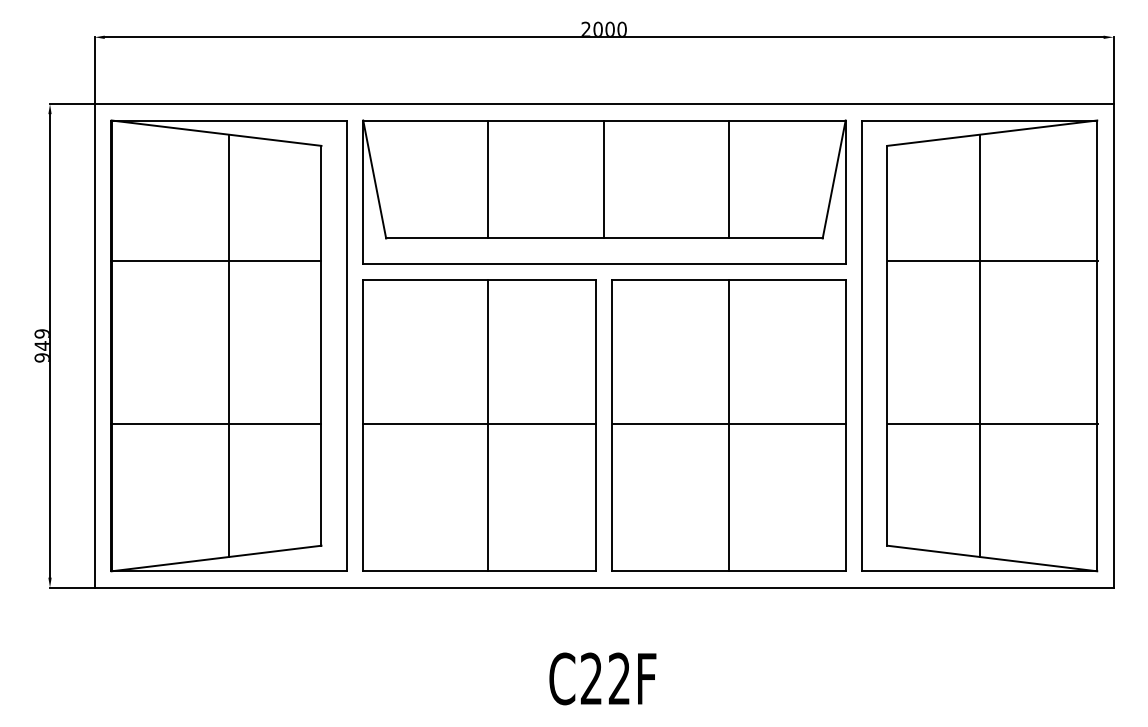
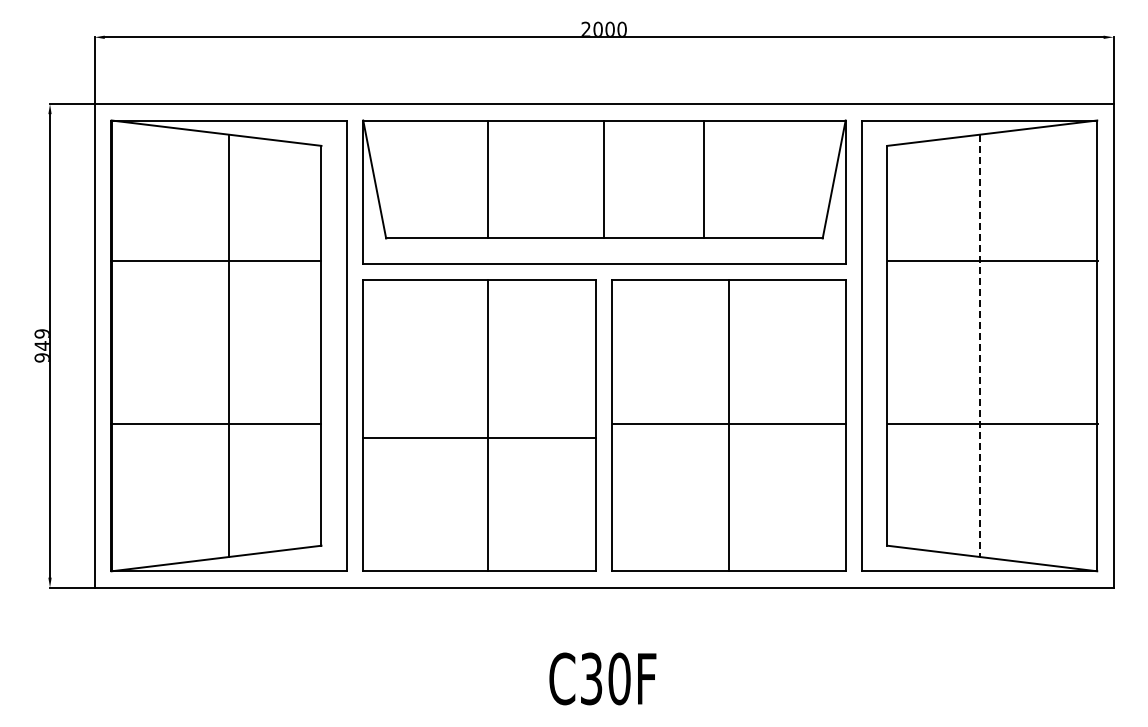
line position: (729, 179) -> (704, 179) (704, 179)
line: solid -> dashed (979, 346)
line position: (479, 423) -> (479, 437) (479, 437)
text: C22F -> C30F (605, 678)
